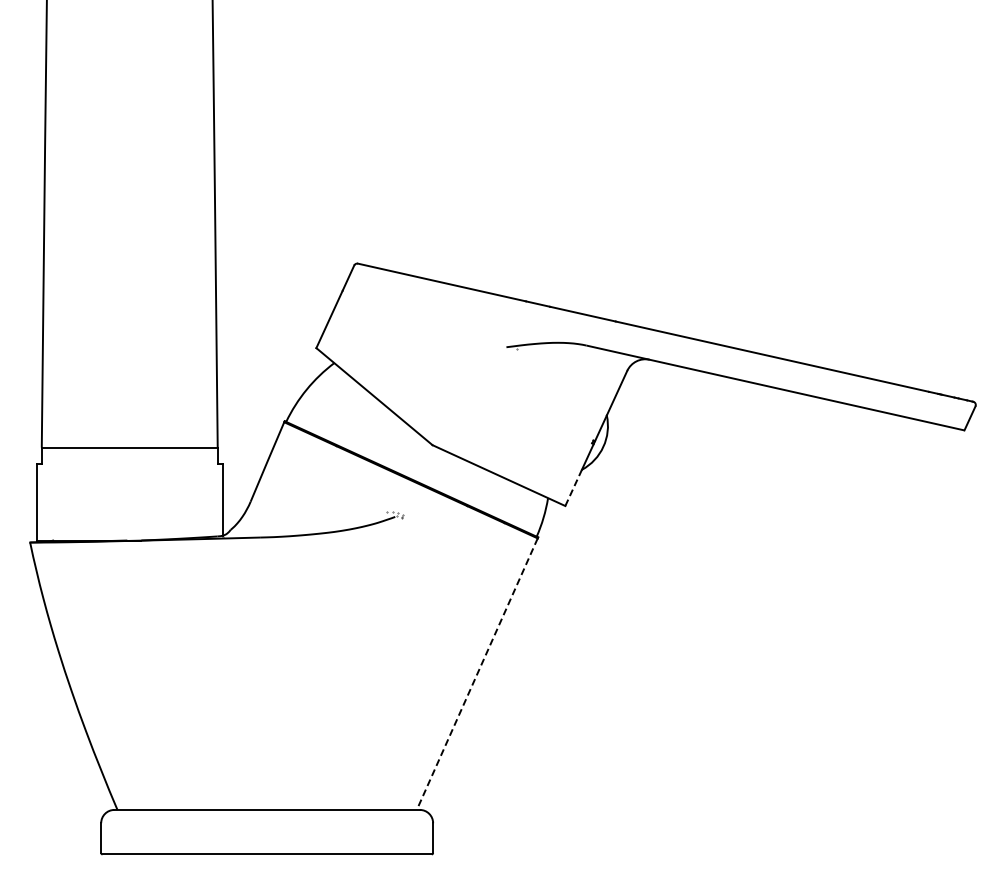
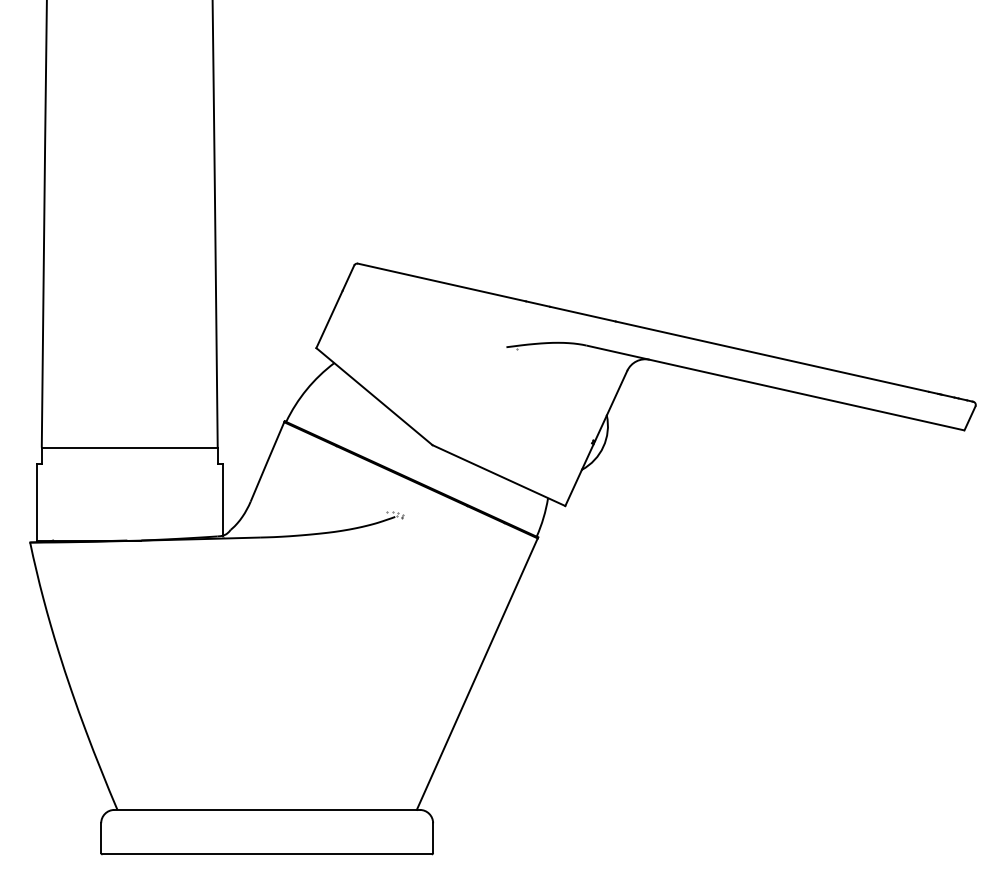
line: dashed -> solid (573, 487)
line: dashed -> solid (477, 674)
